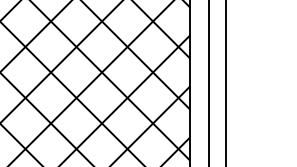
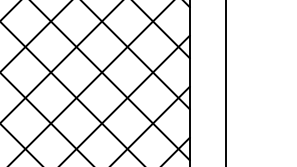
line: present -> none (208, 82)
